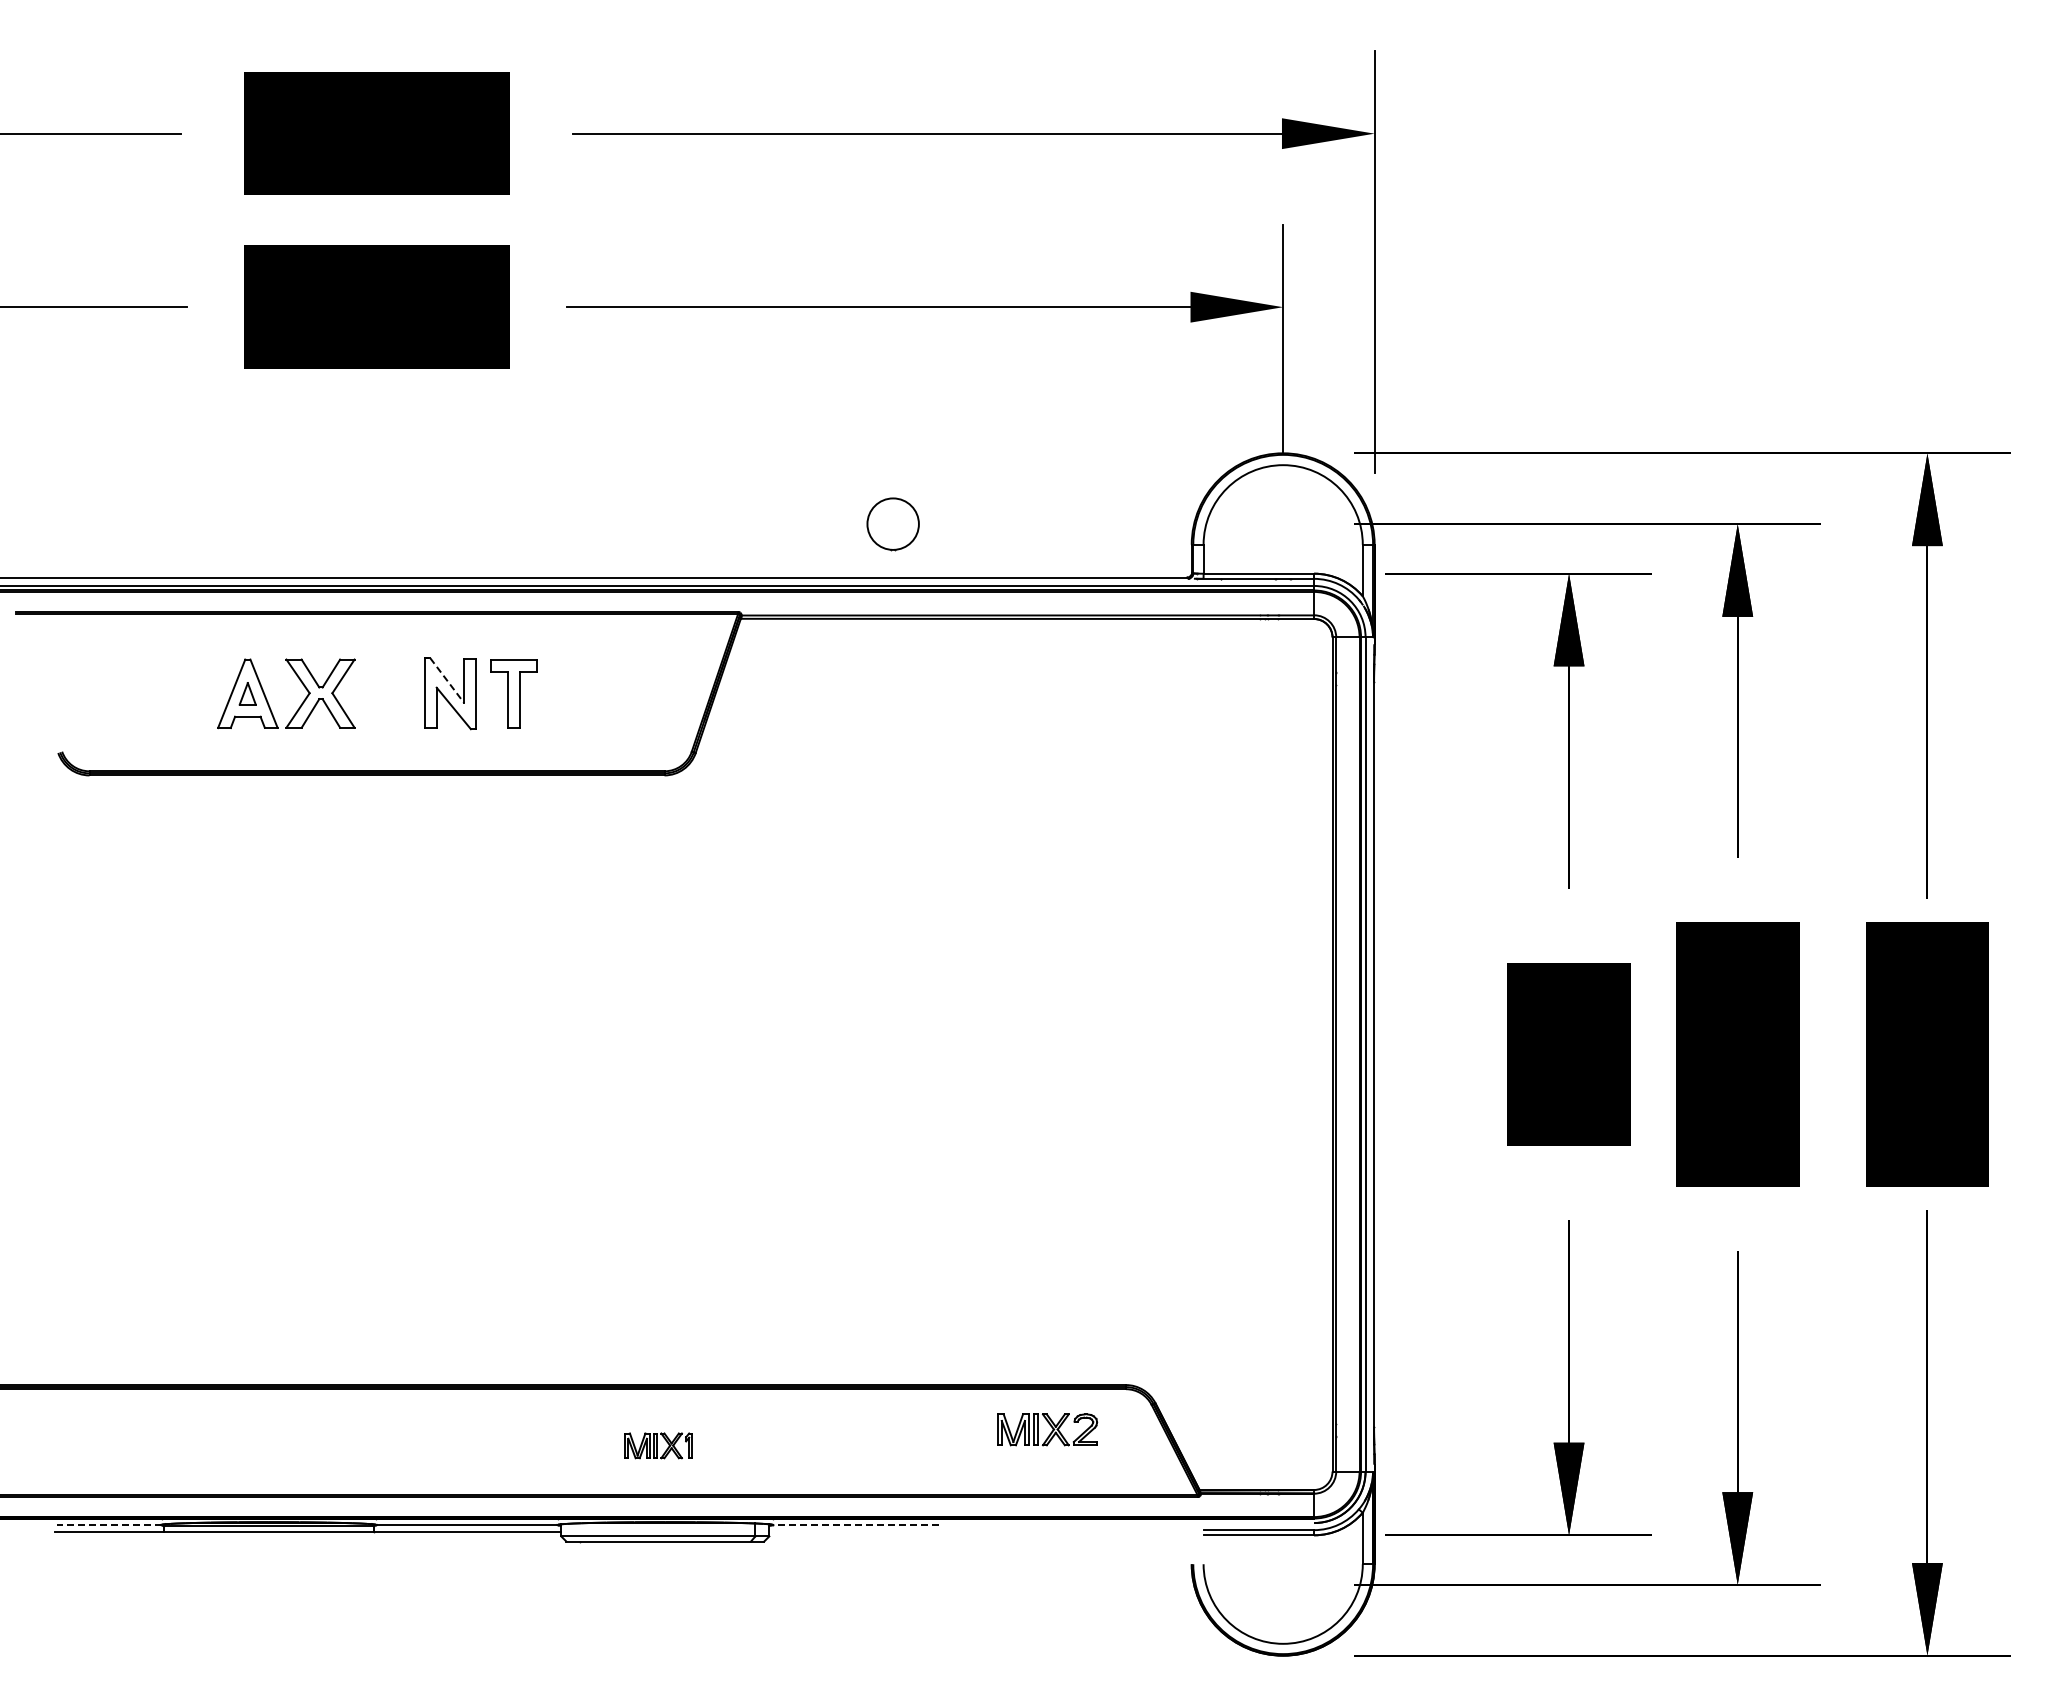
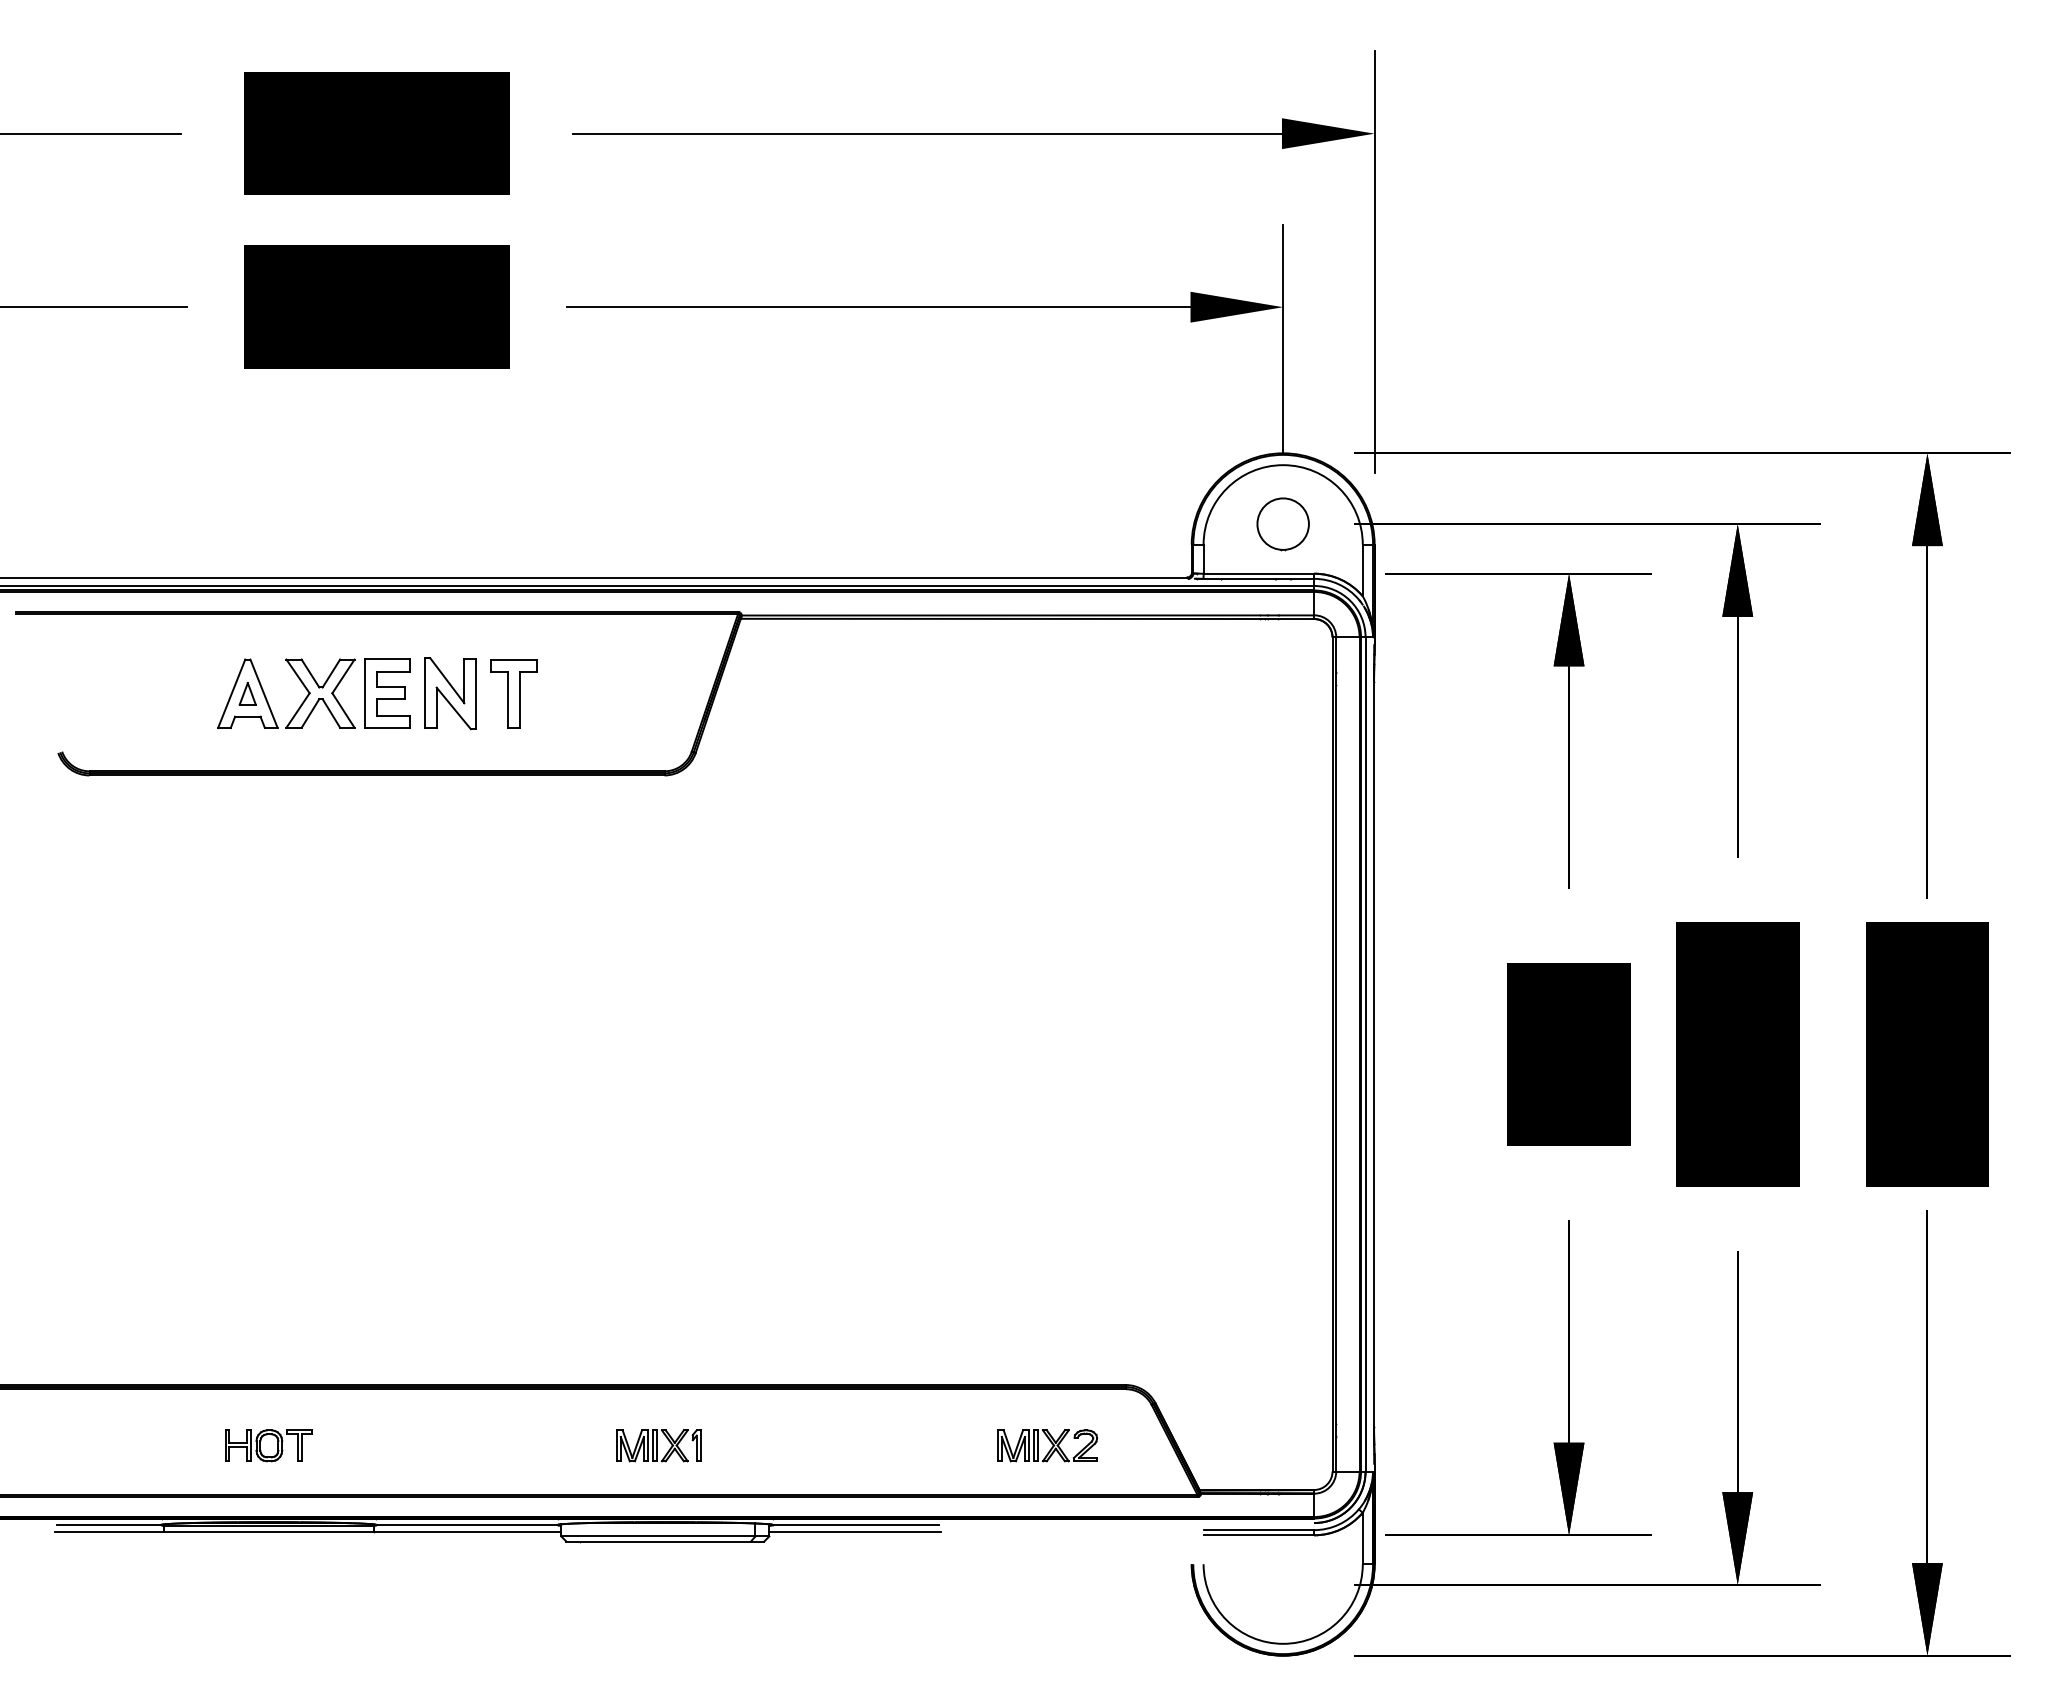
part position: (892, 524) -> (1282, 524) (1282, 524)
line: dashed -> solid (447, 681)
part: none -> present (387, 693)
part position: (1047, 1429) -> (1047, 1445) (1047, 1445)
part: none -> present (268, 1445)
part size: 69x28 px -> 86x34 px (658, 1445)
line: dashed -> solid (108, 1524)
line: dashed -> solid (855, 1524)
line: none -> present (855, 1531)
